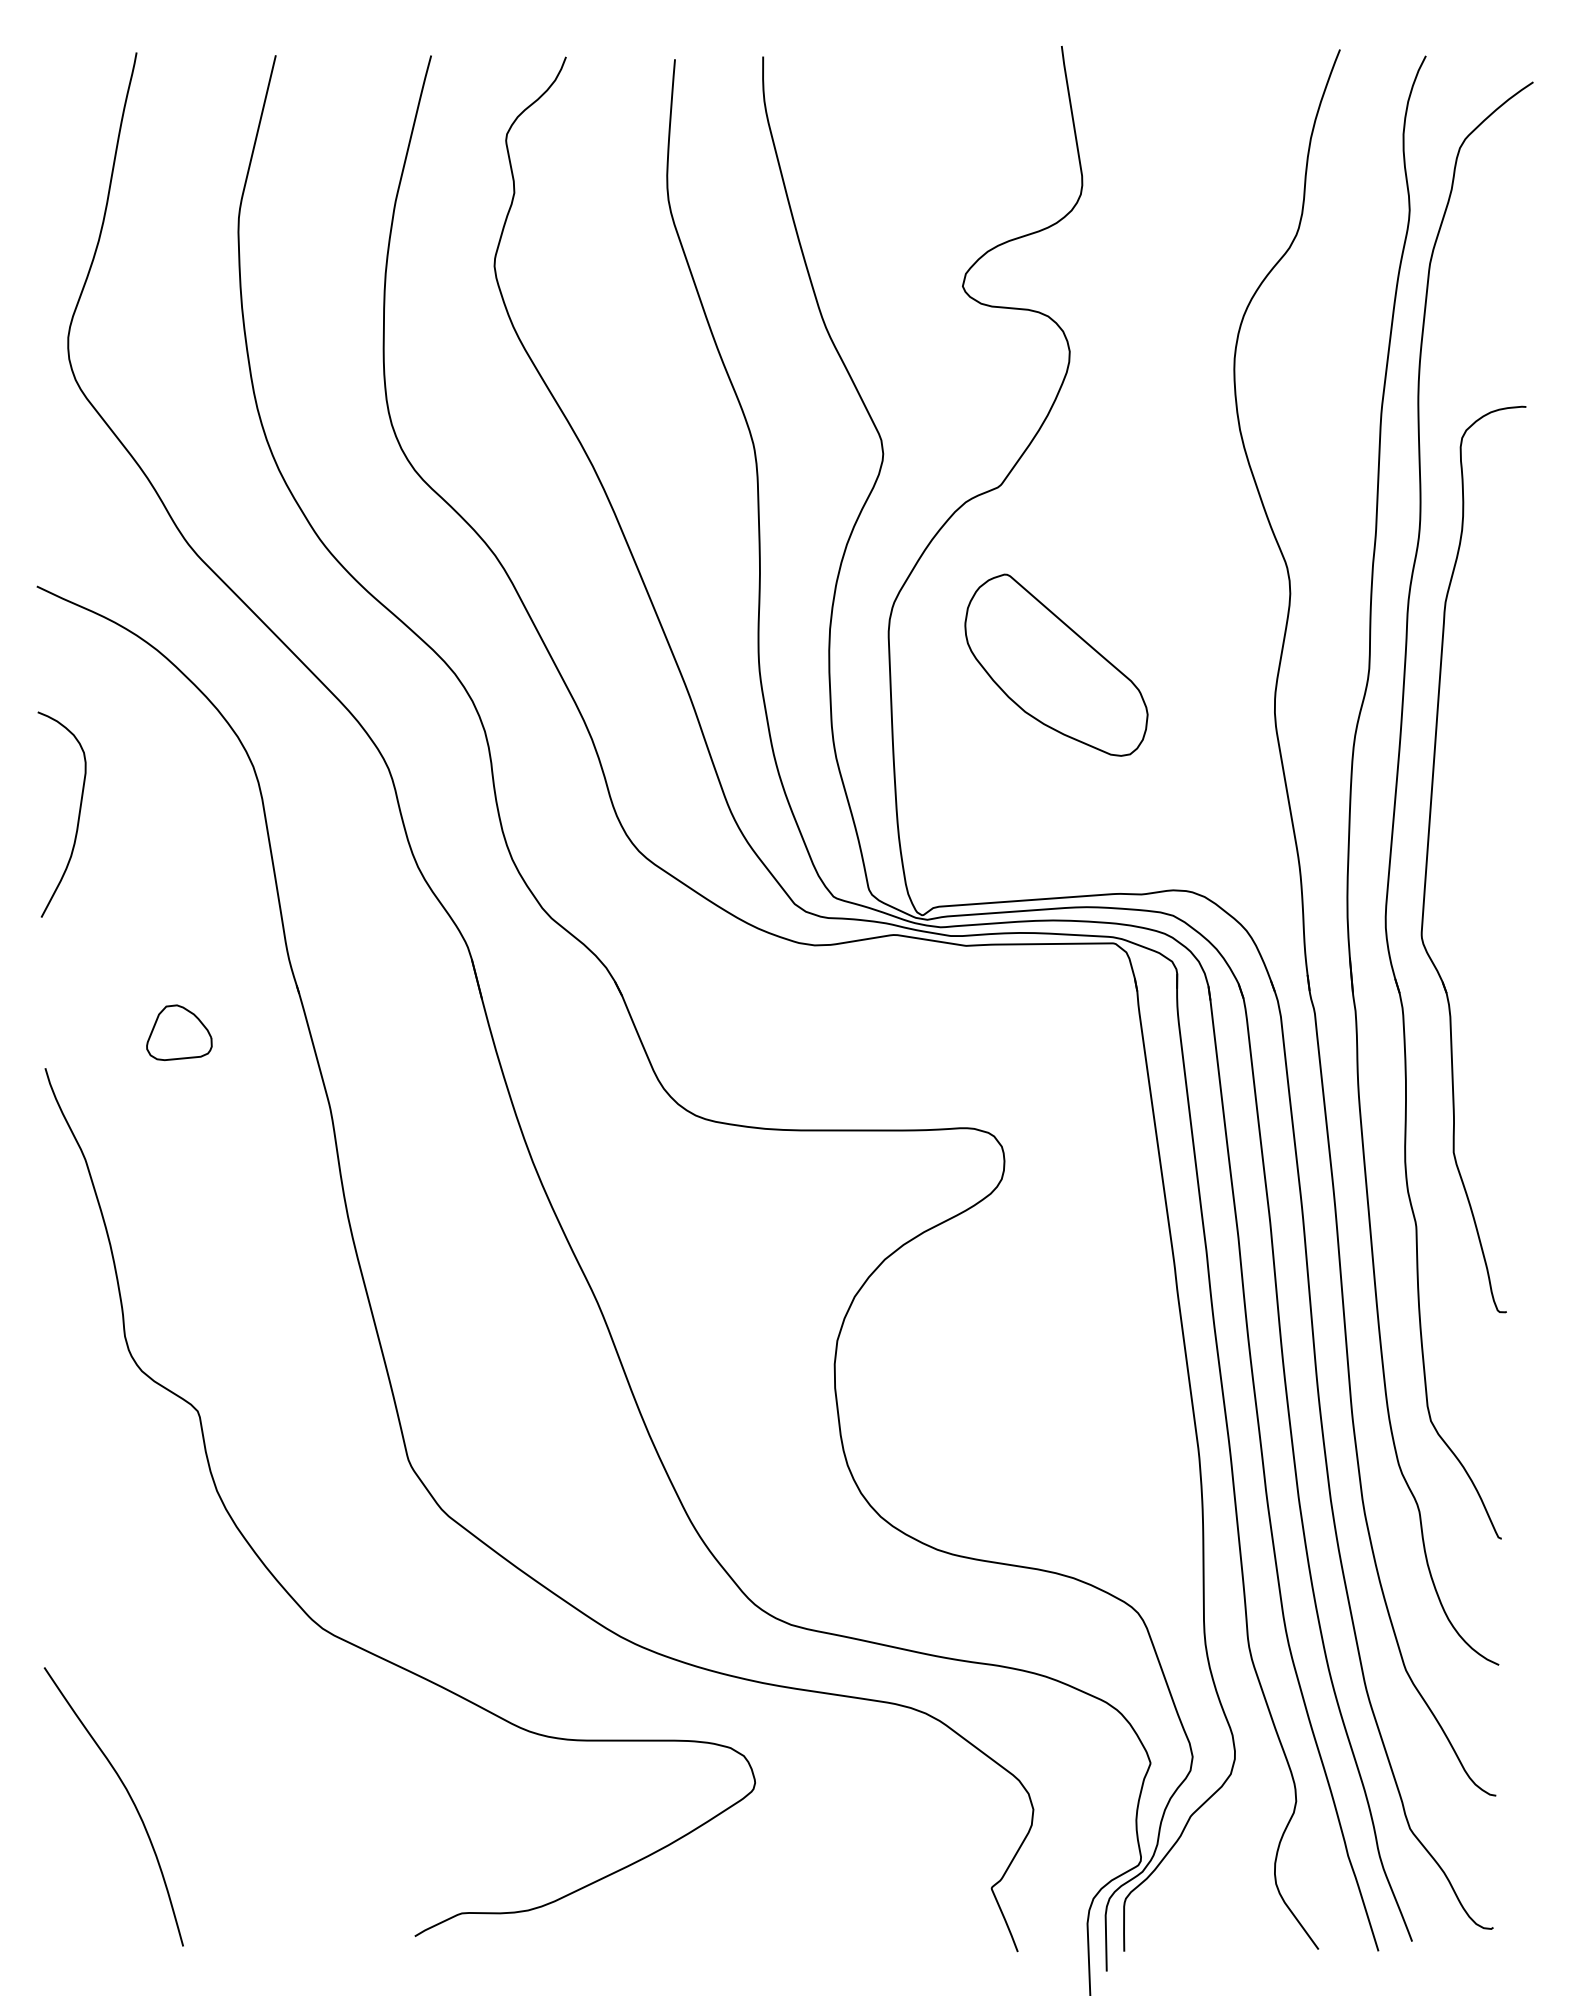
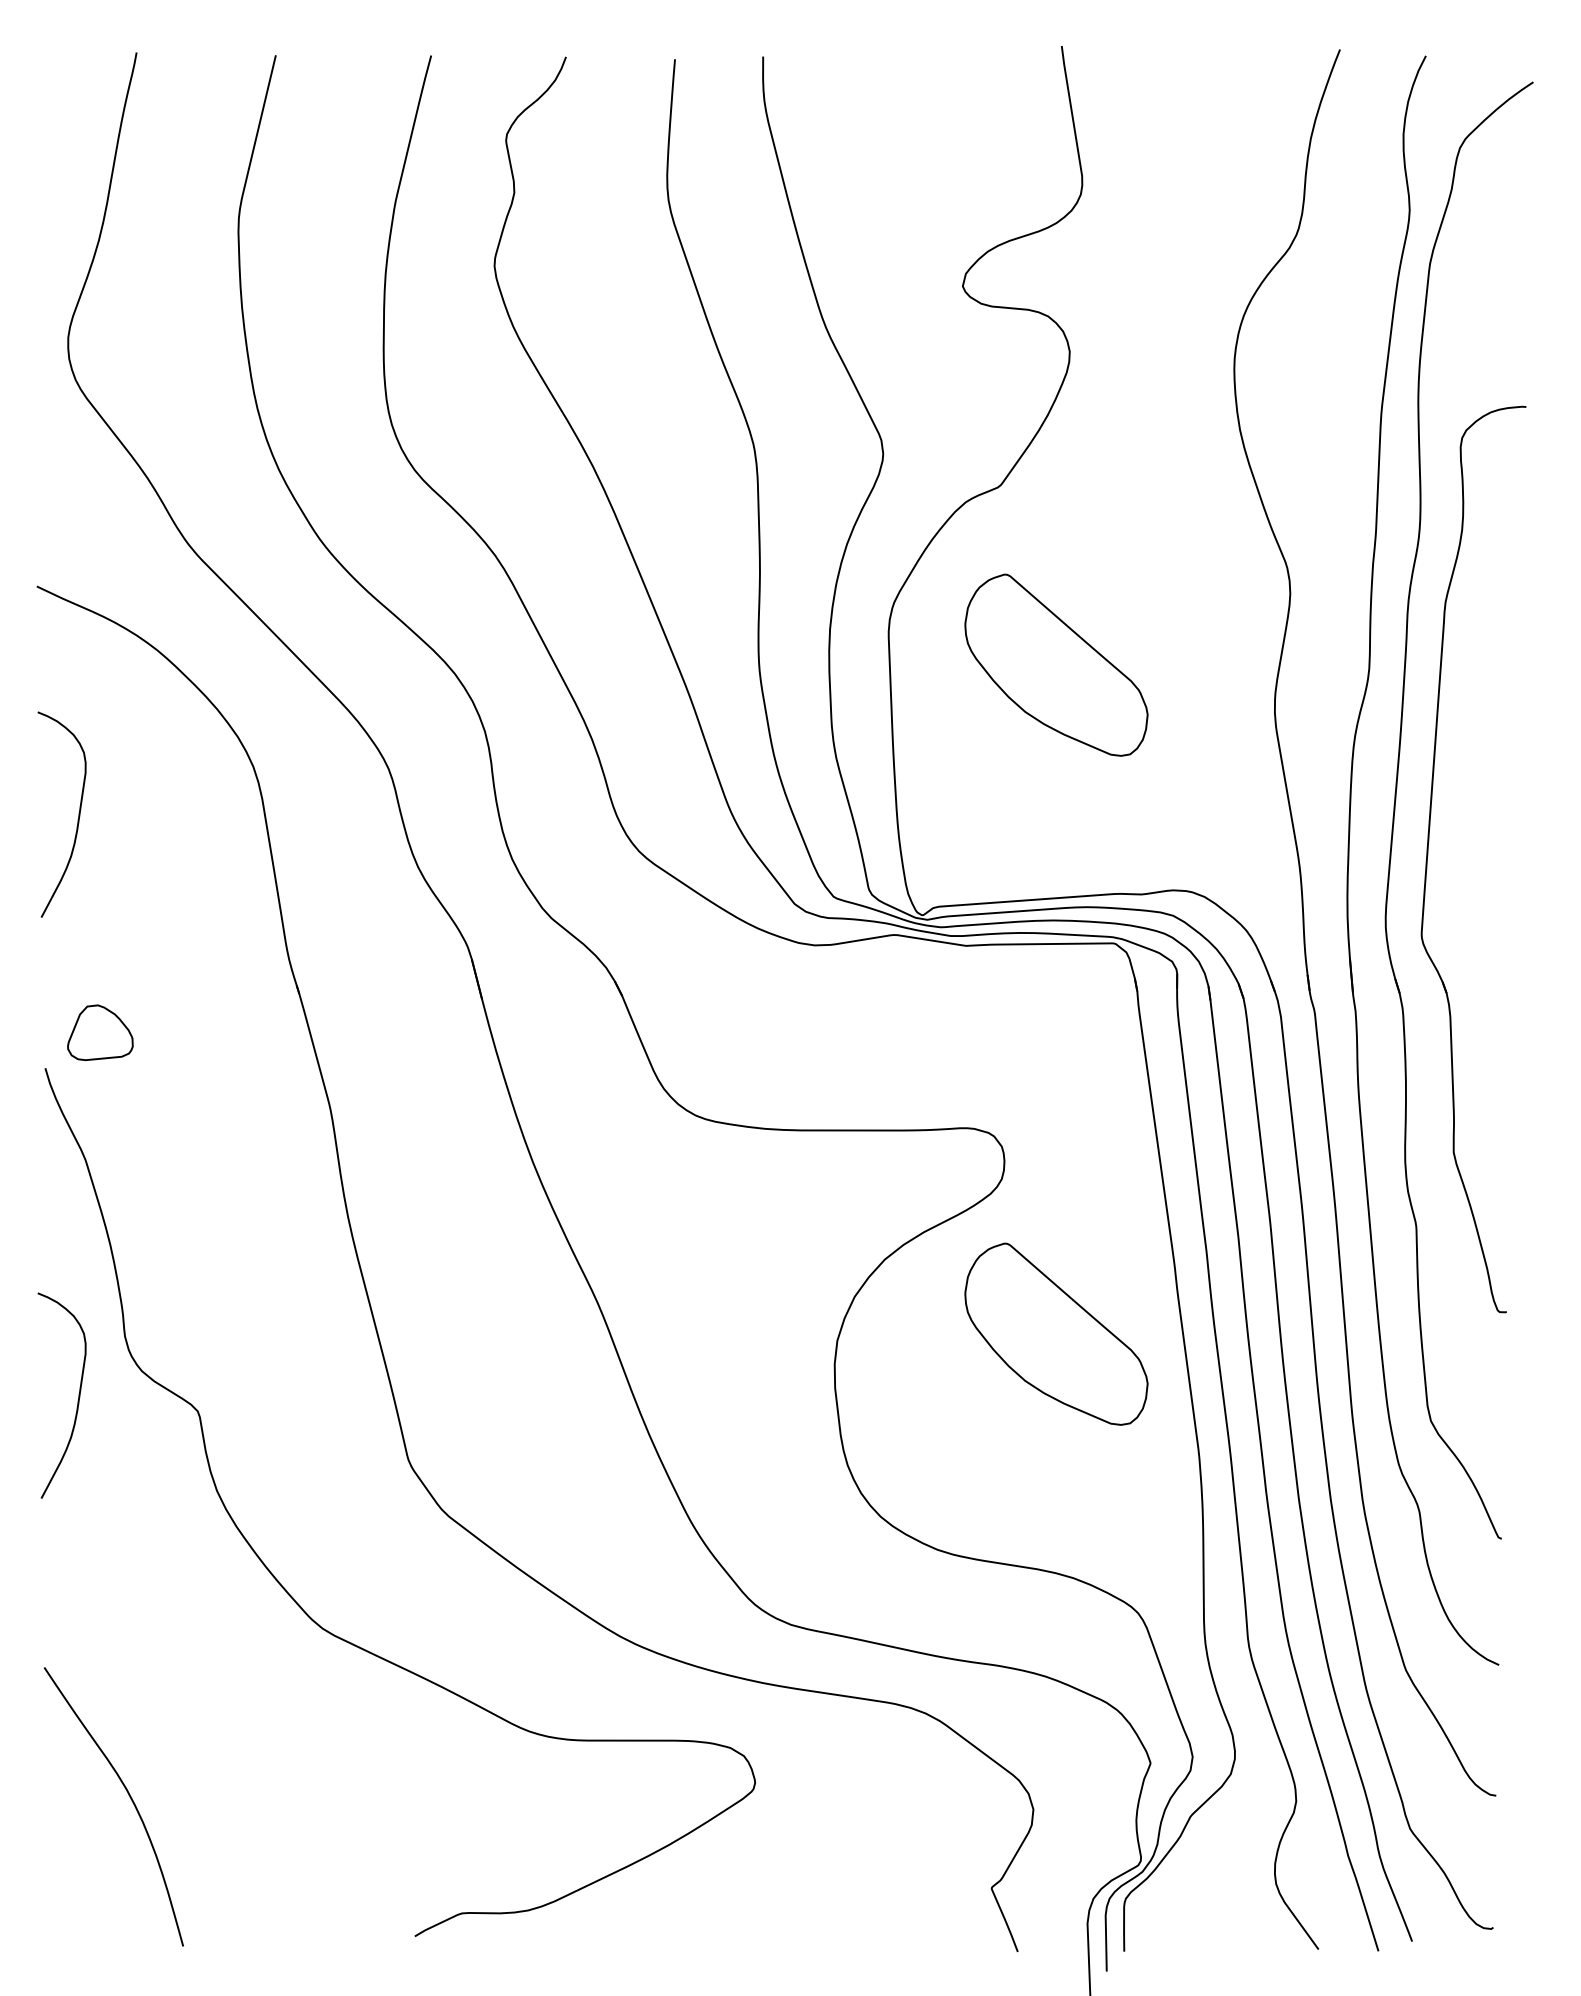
part position: (179, 1032) -> (100, 1032) (100, 1032)
part: none -> present (1056, 1333)
curve: none -> present (77, 1400)
